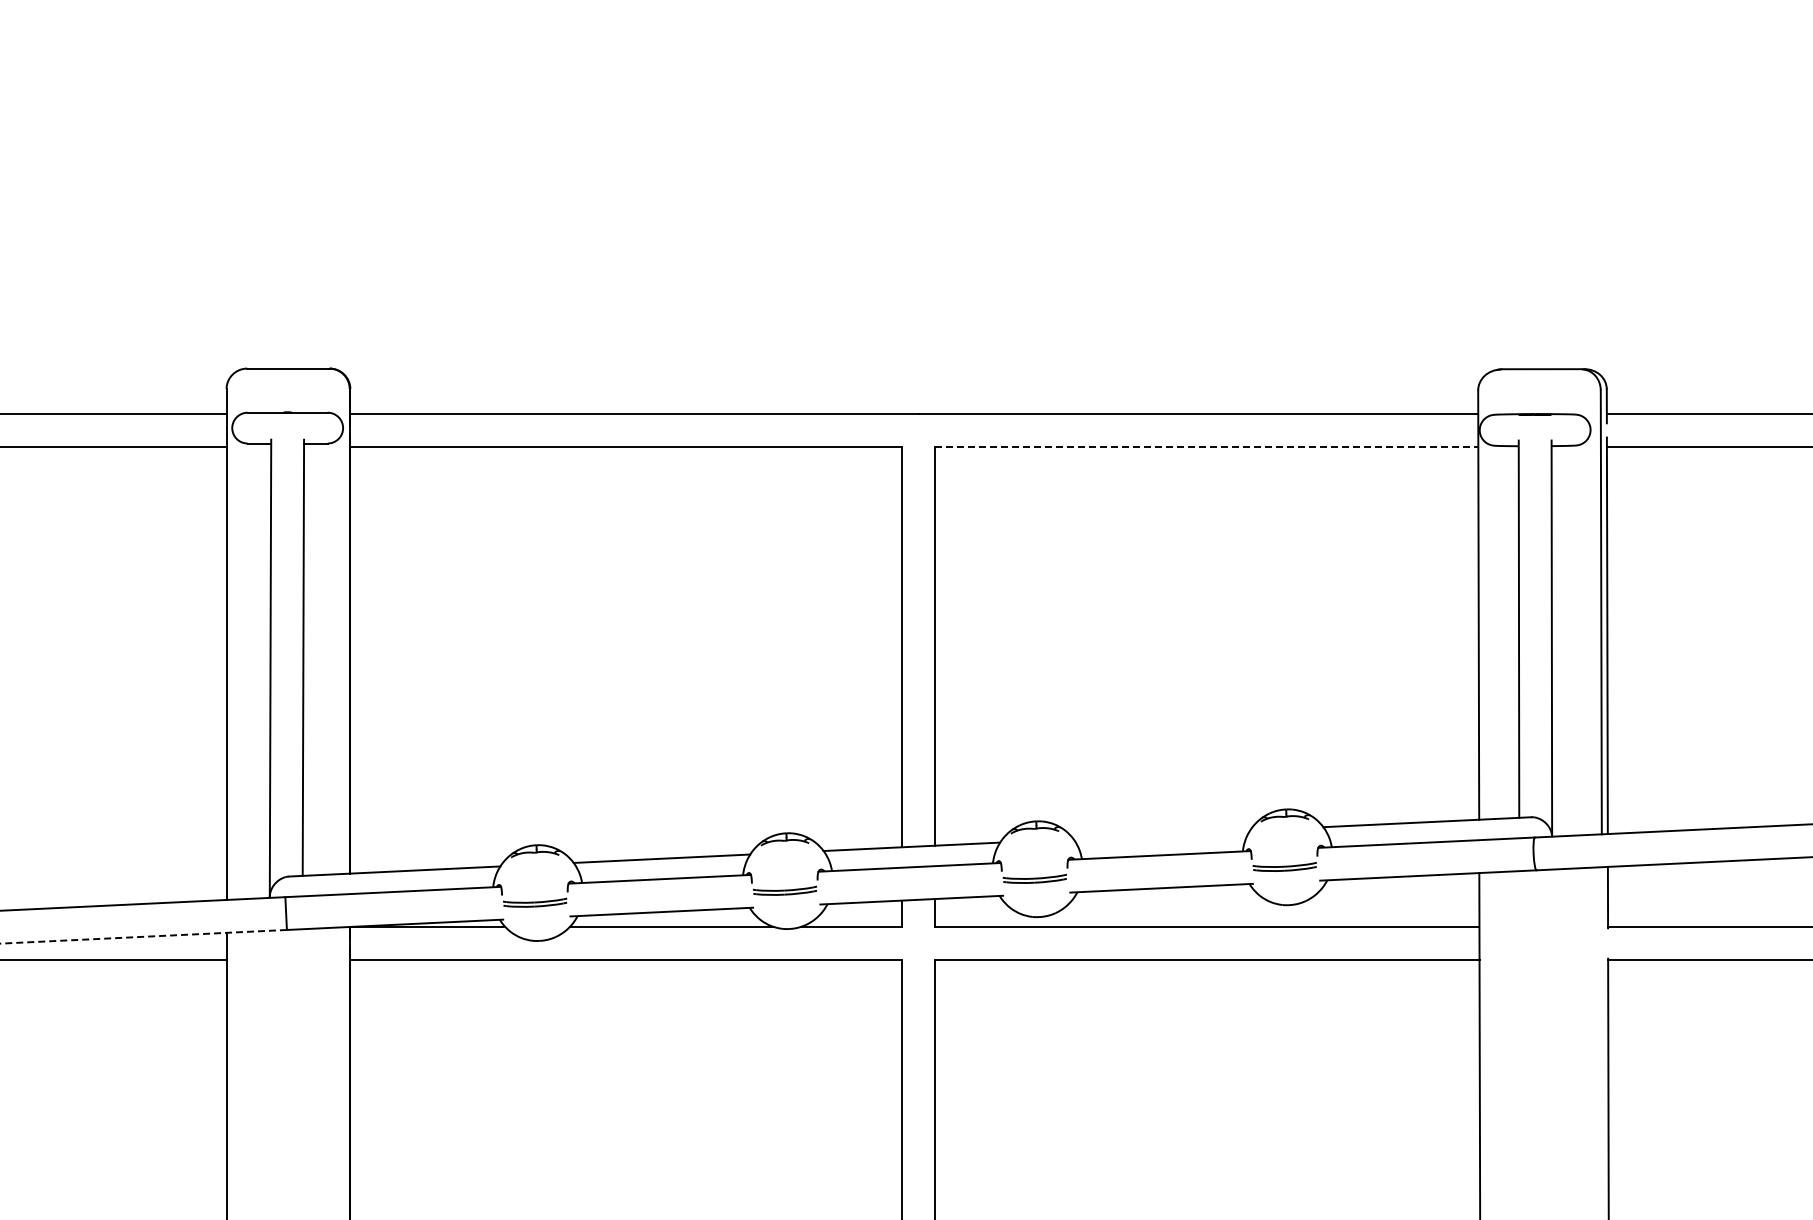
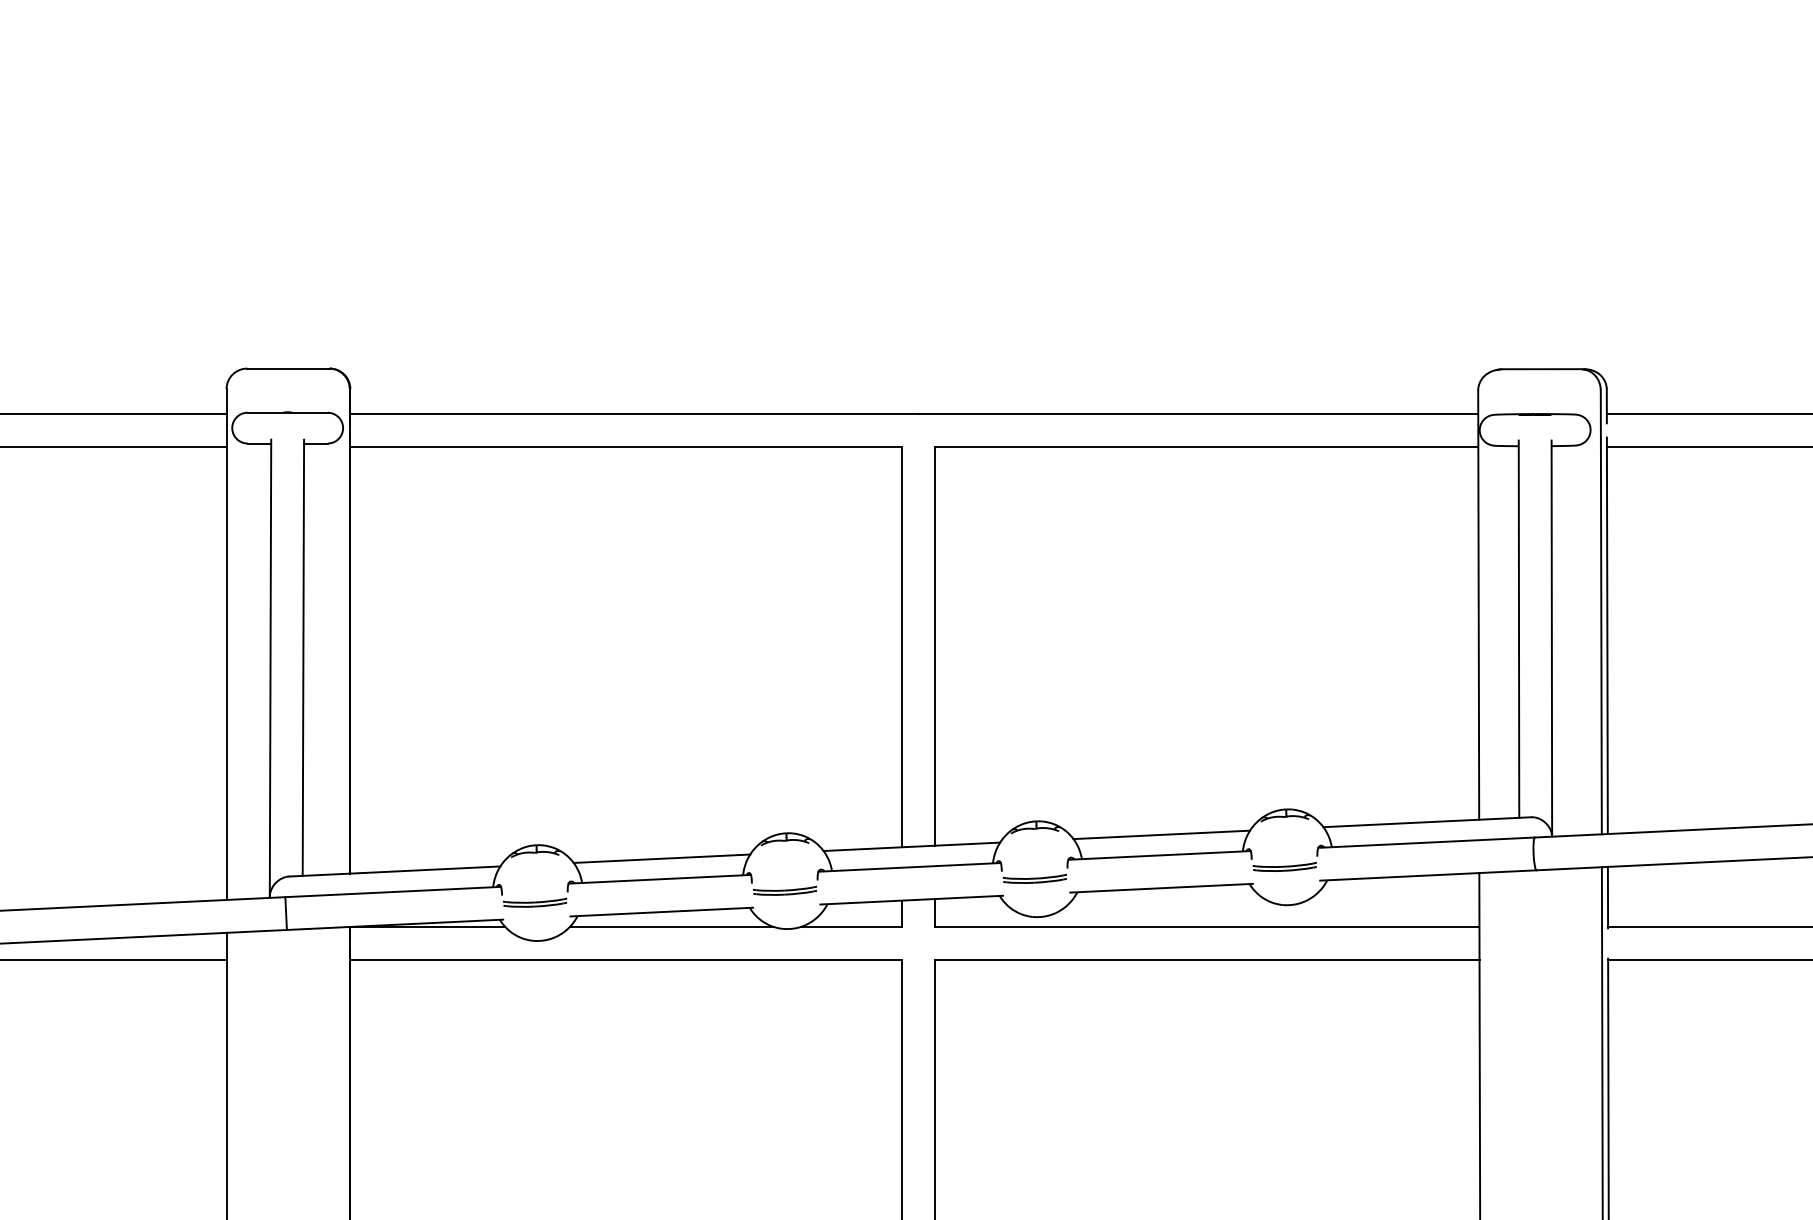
line: dashed -> solid (1206, 446)
line: none -> present (1161, 834)
line: dashed -> solid (143, 936)
line: none -> present (1601, 1041)
